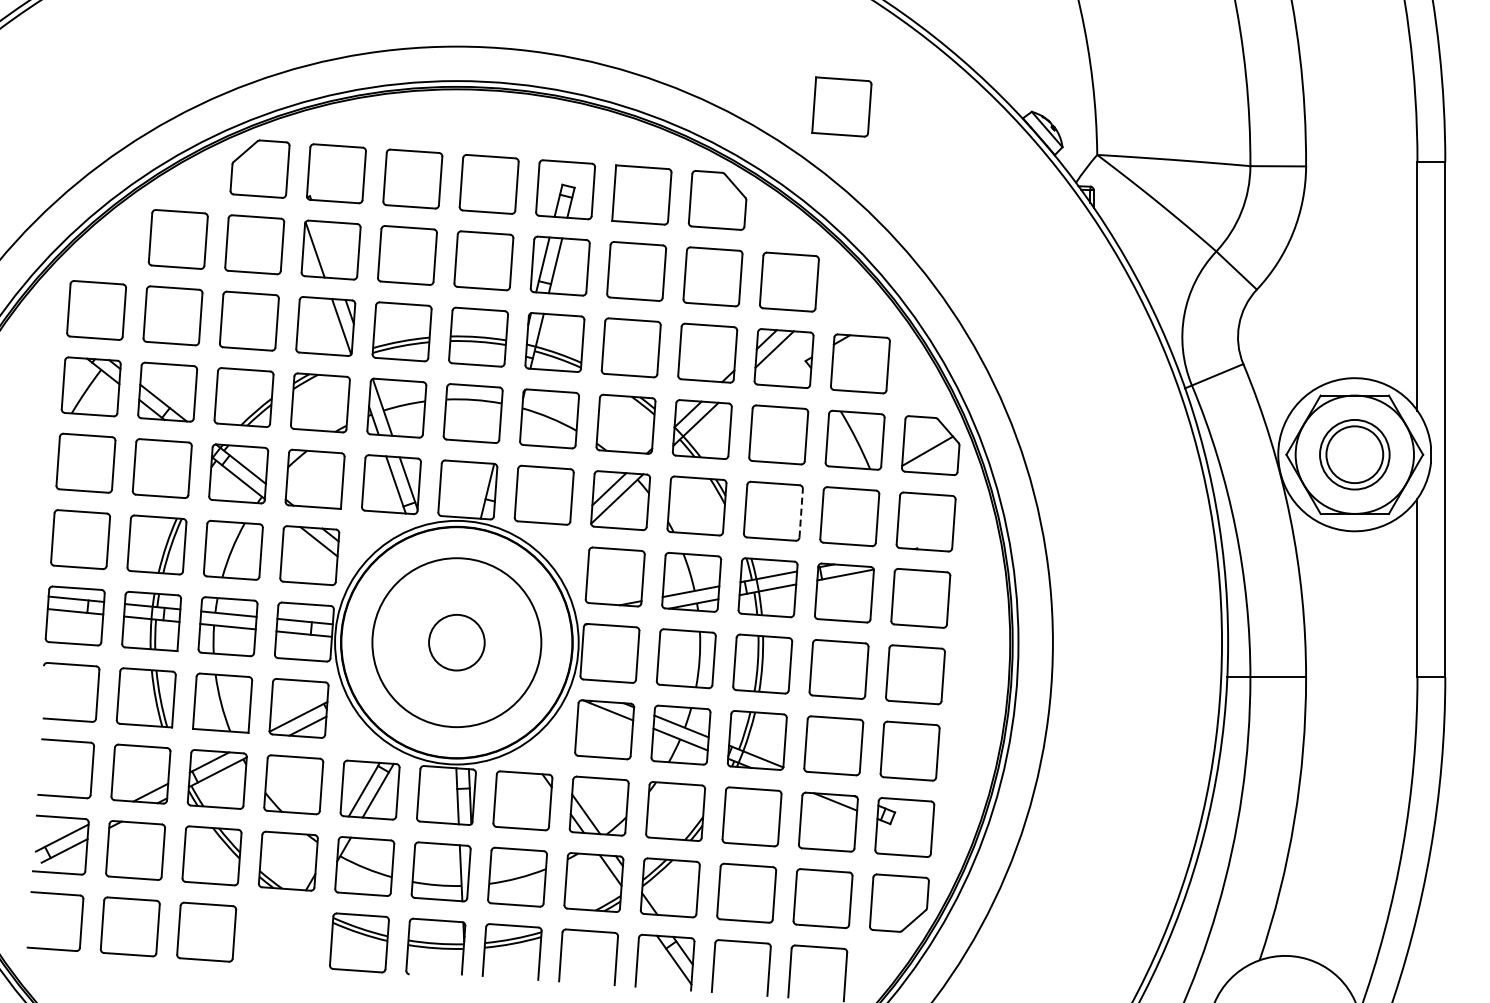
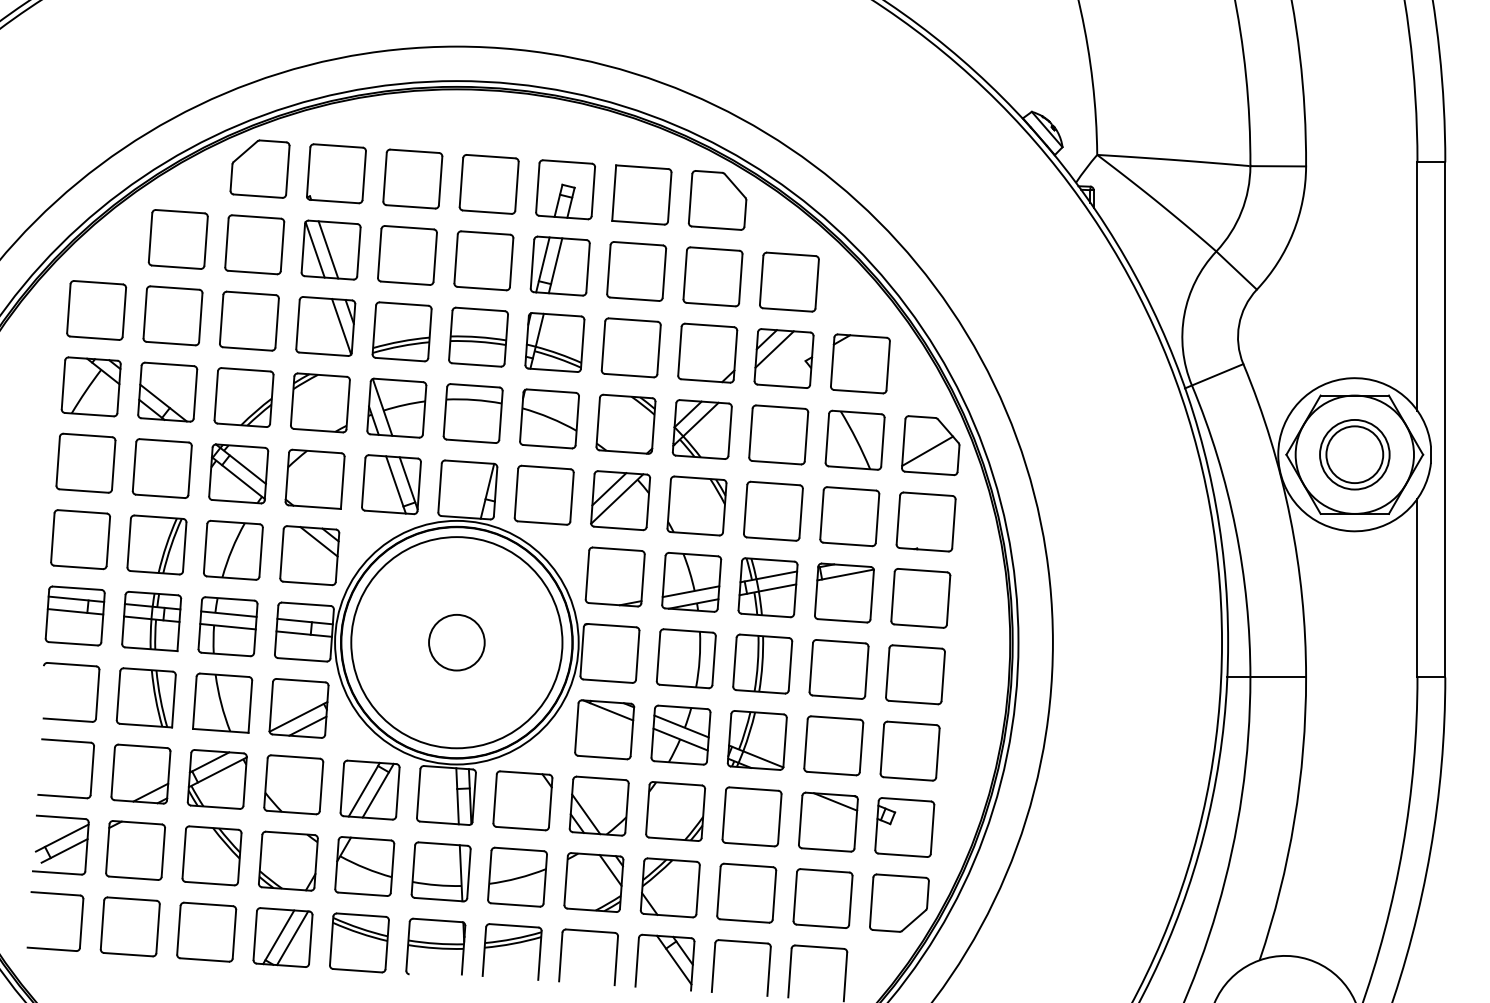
part: present -> none (841, 106)
line: none -> present (328, 249)
line: dashed -> solid (801, 512)
circle diameter: 169 px -> 211 px (456, 642)
part: none -> present (282, 937)
